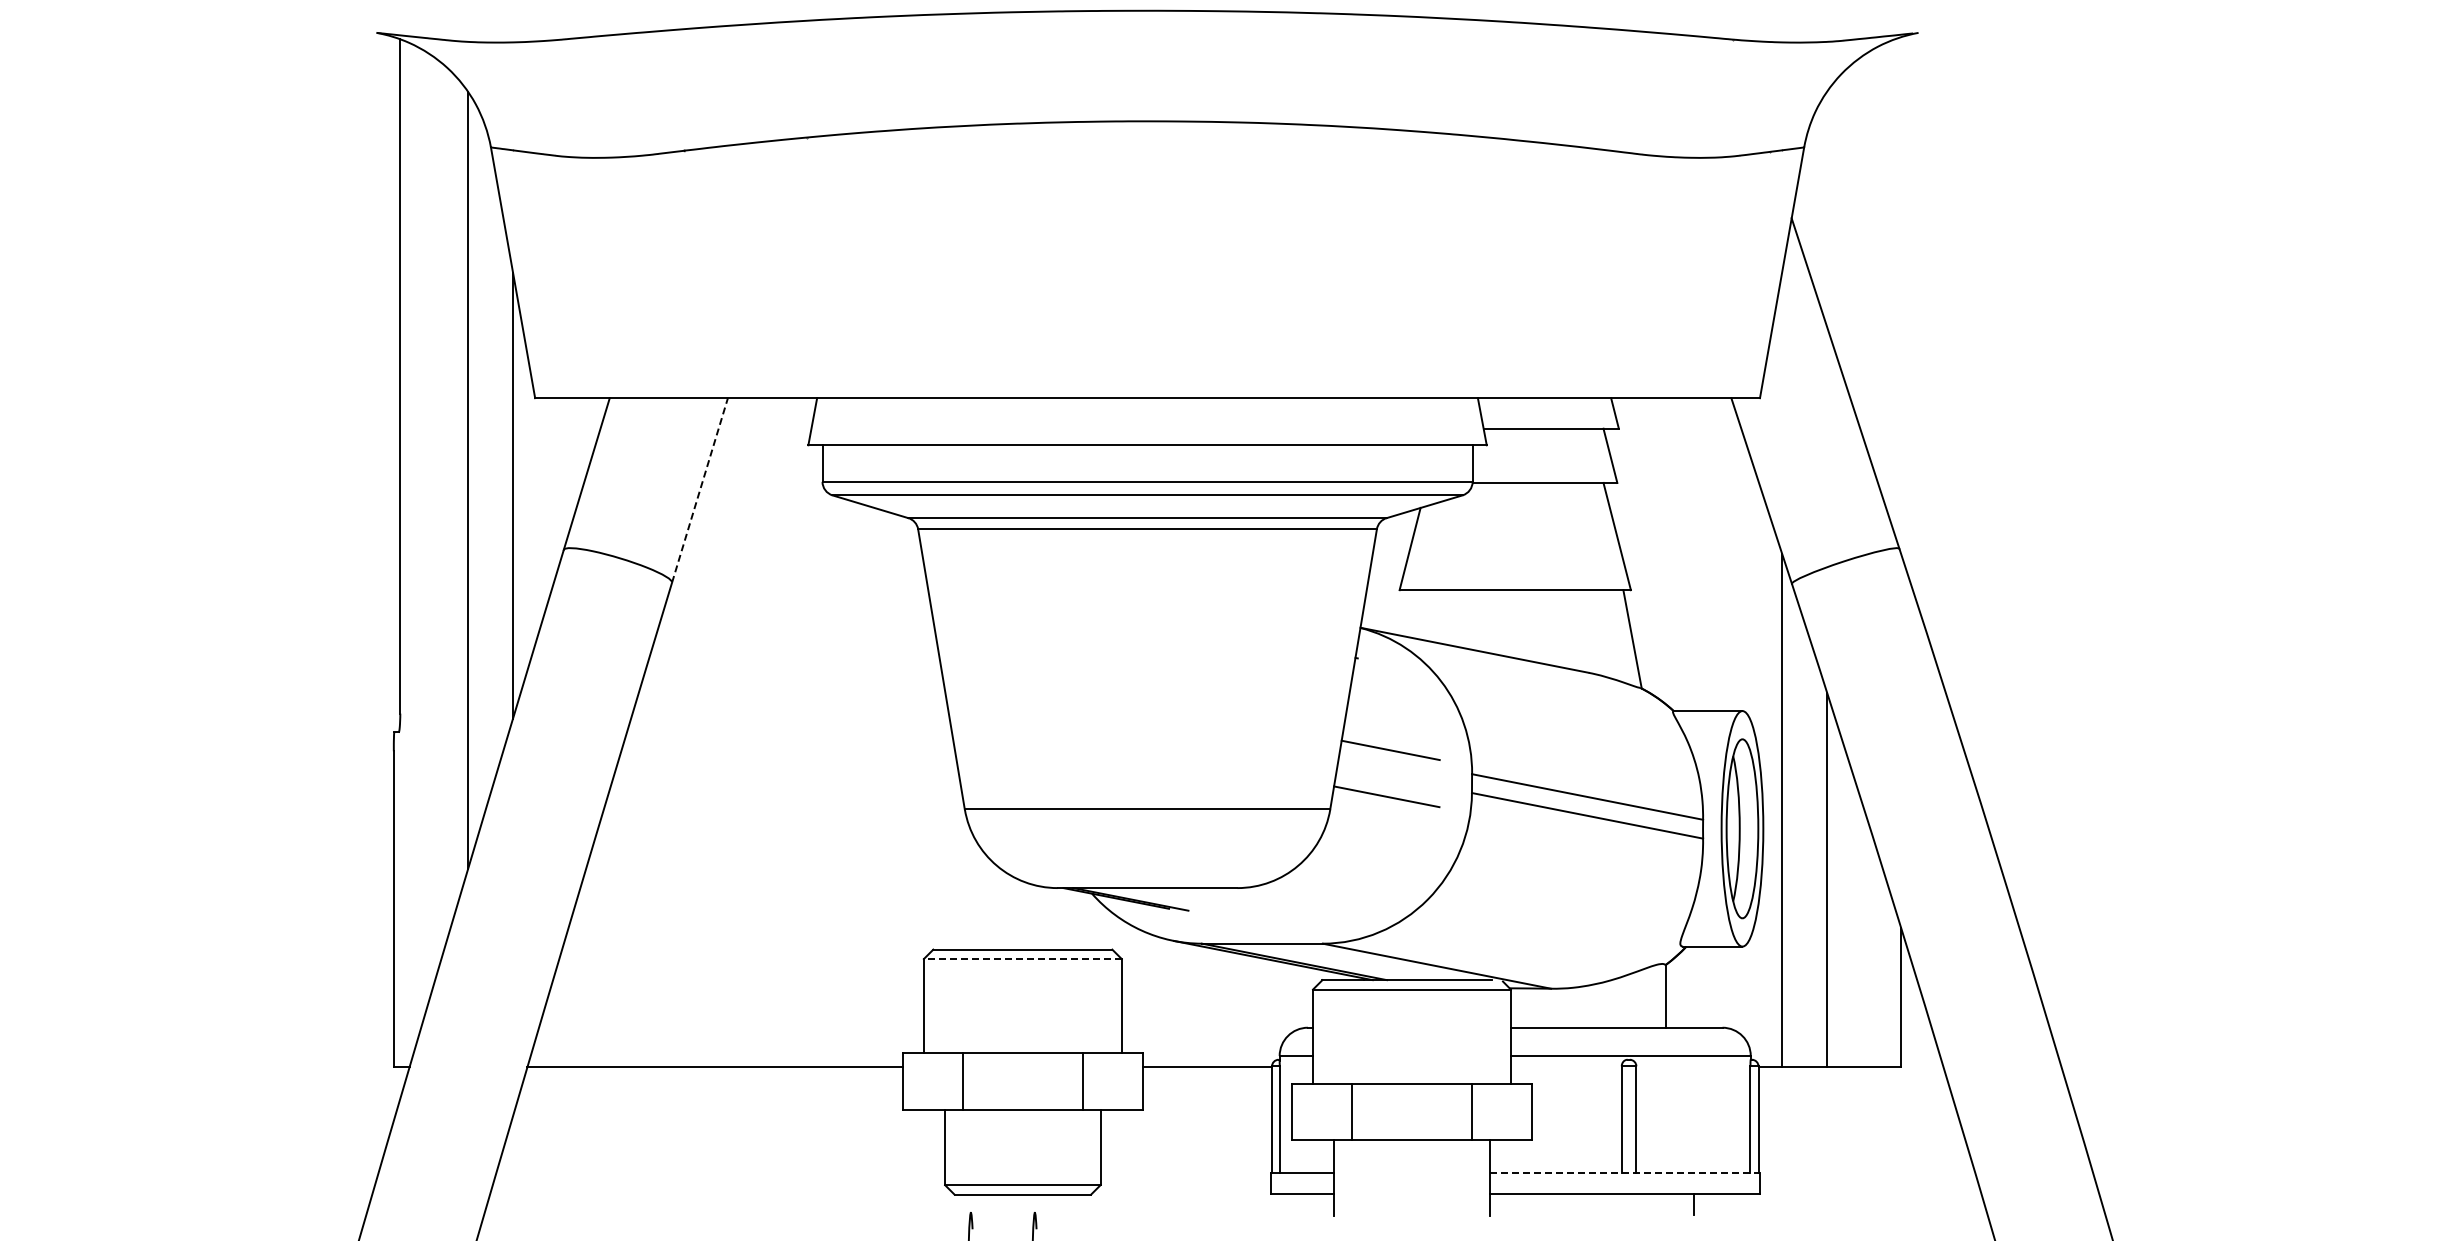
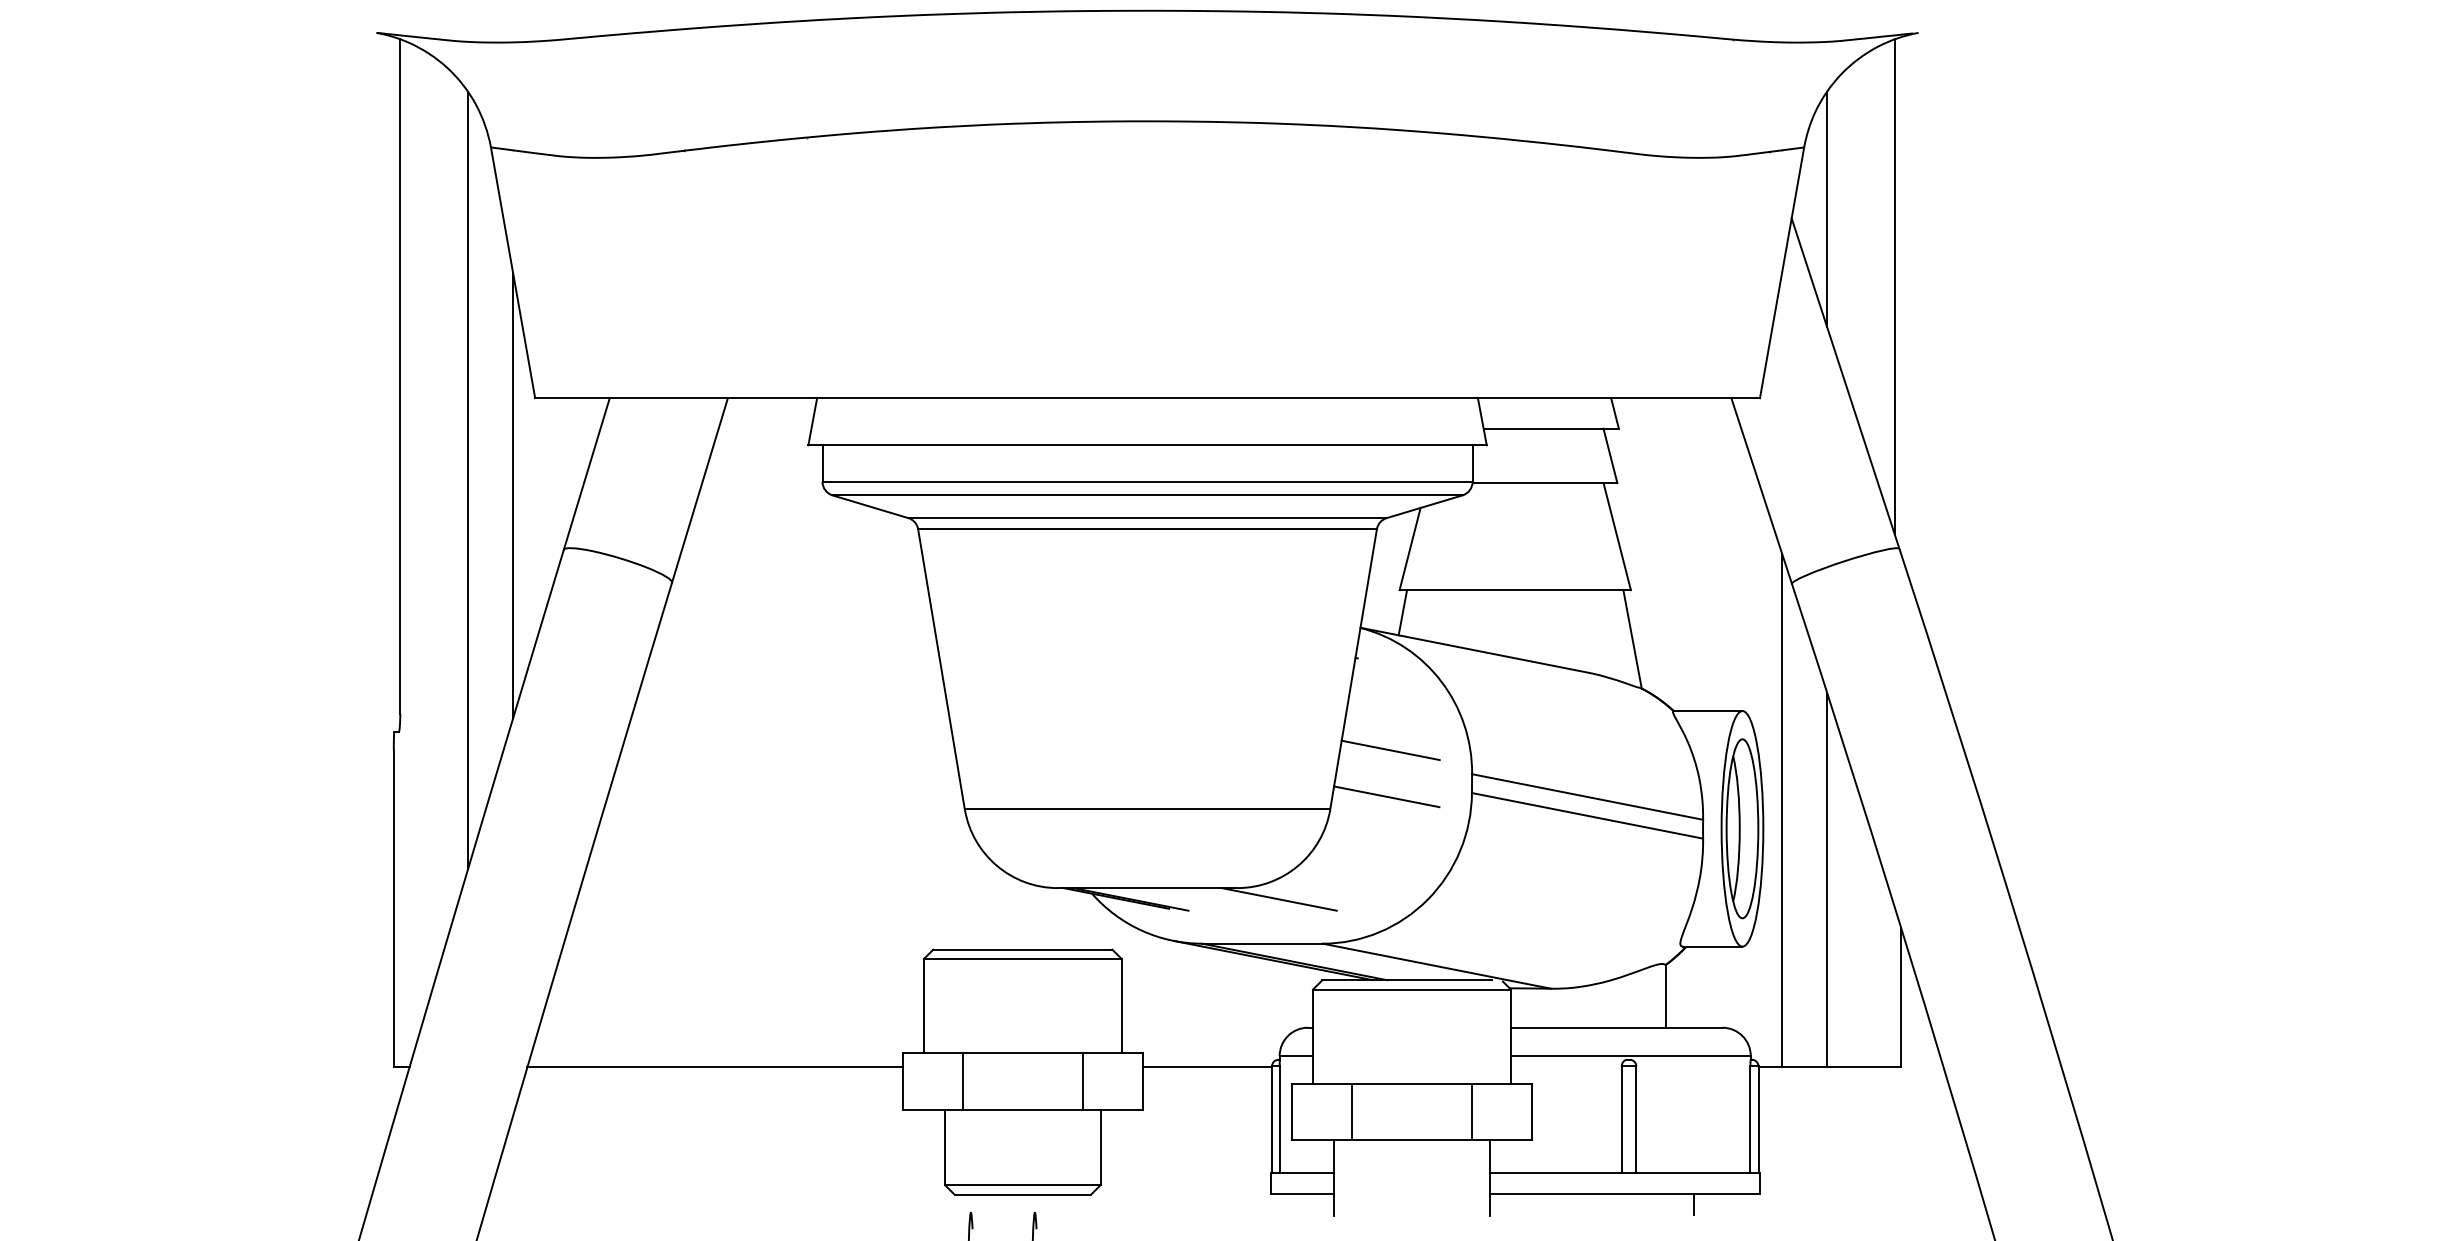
line: none -> present (1827, 208)
line: none -> present (1894, 286)
line: dashed -> solid (700, 489)
line: none -> present (1402, 612)
line: none -> present (1278, 899)
line: dashed -> solid (1022, 959)
line: dashed -> solid (1624, 1172)
